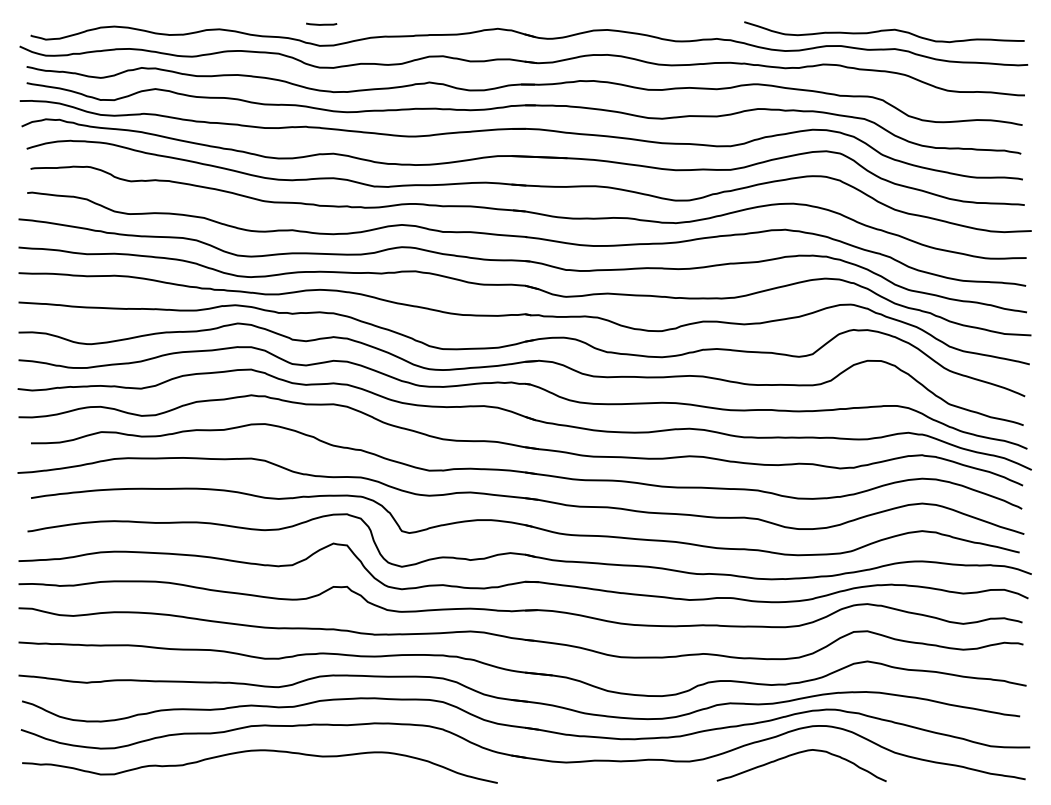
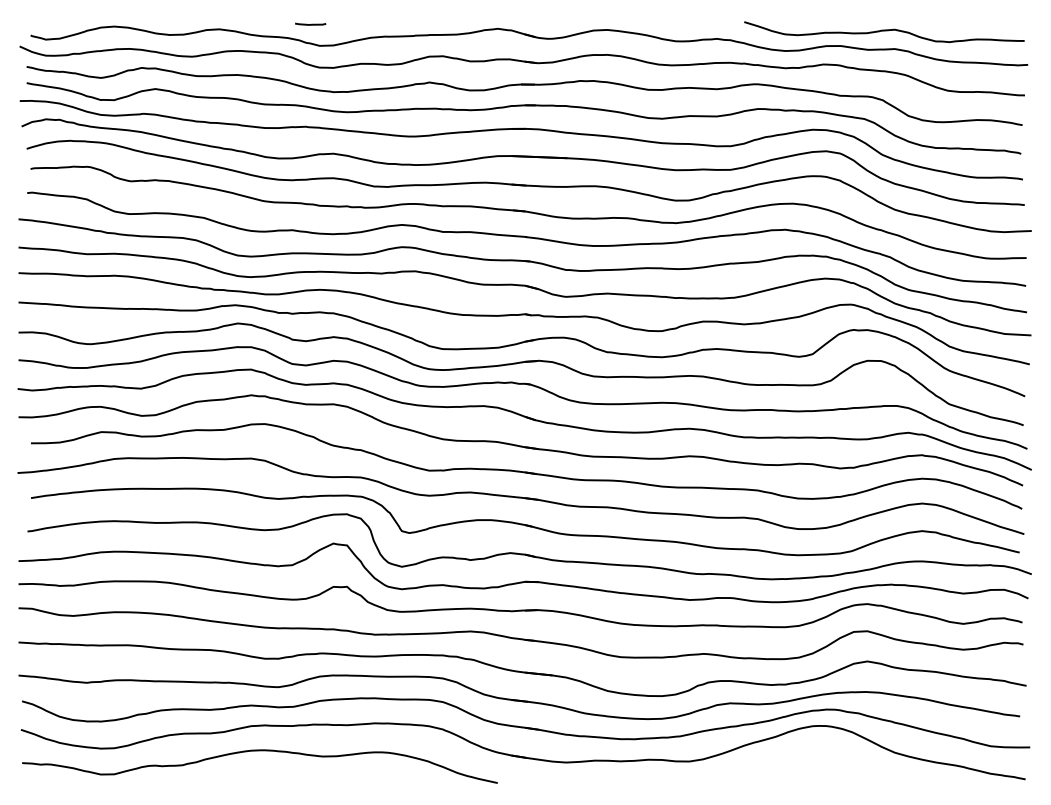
line position: (322, 23) -> (311, 23) (311, 23)
curve: present -> none (797, 754)
